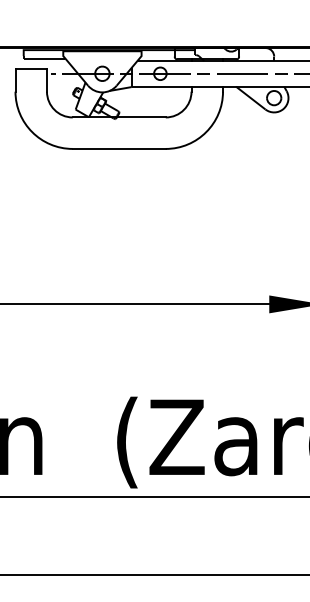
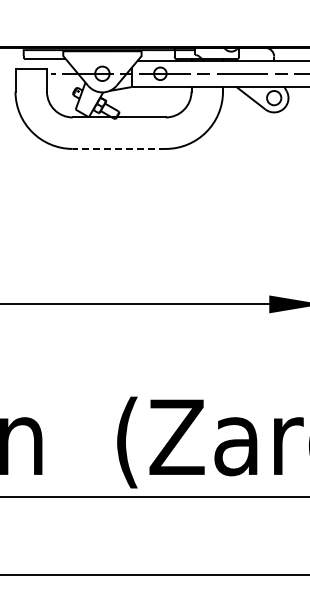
line: solid -> dashed (119, 148)
